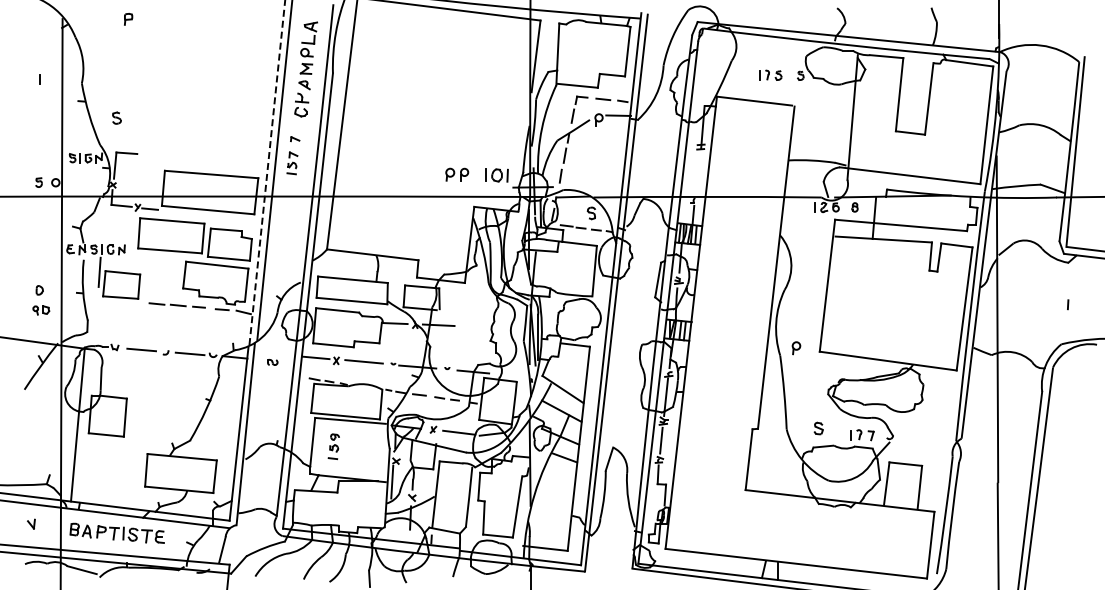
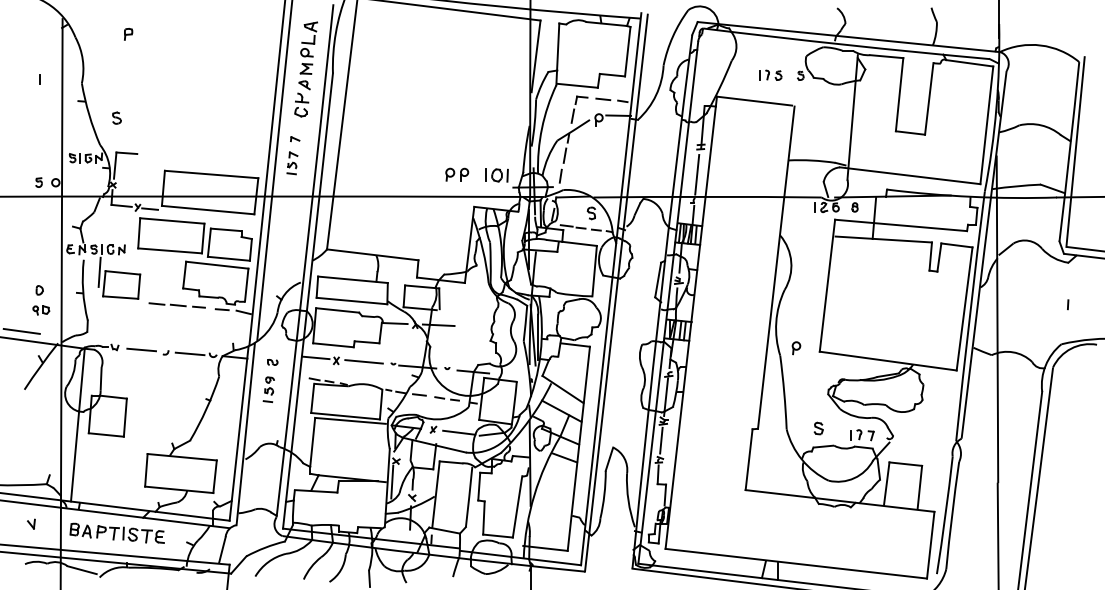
part position: (128, 19) -> (128, 34) (128, 34)
line: dashed -> solid (267, 173)
line: none -> present (697, 174)
line: none -> present (21, 330)
part position: (333, 446) -> (268, 389) (268, 389)
